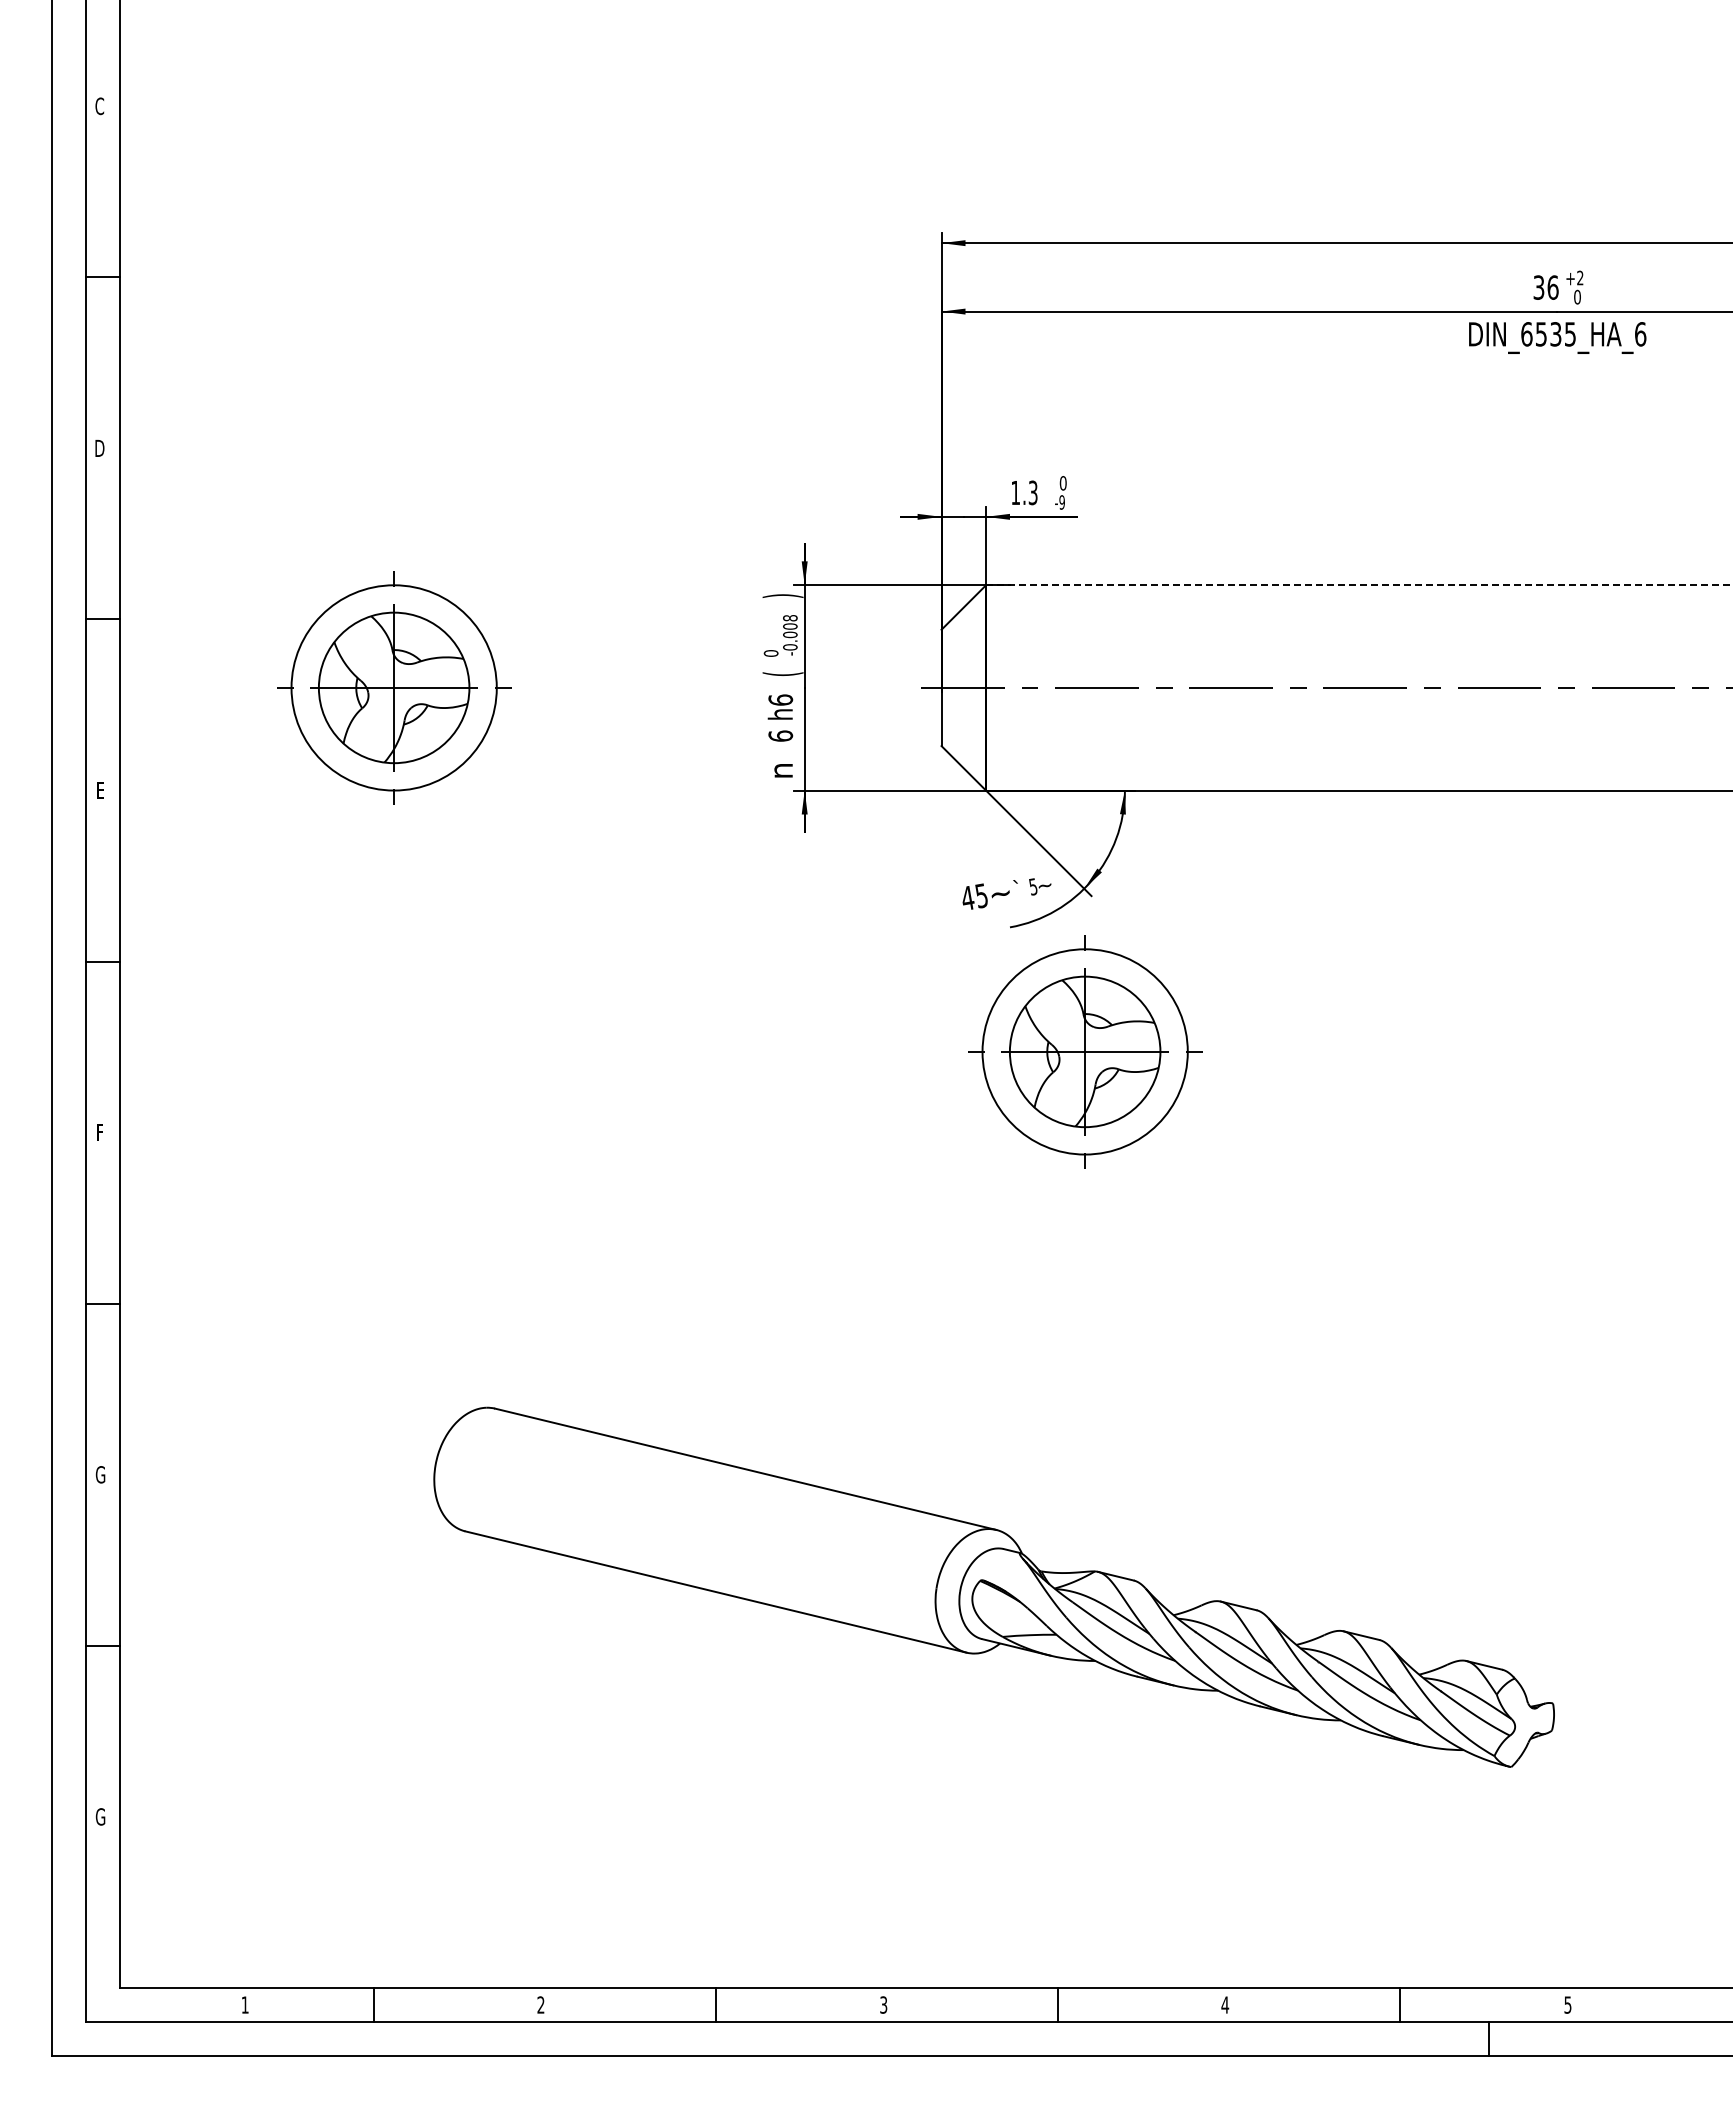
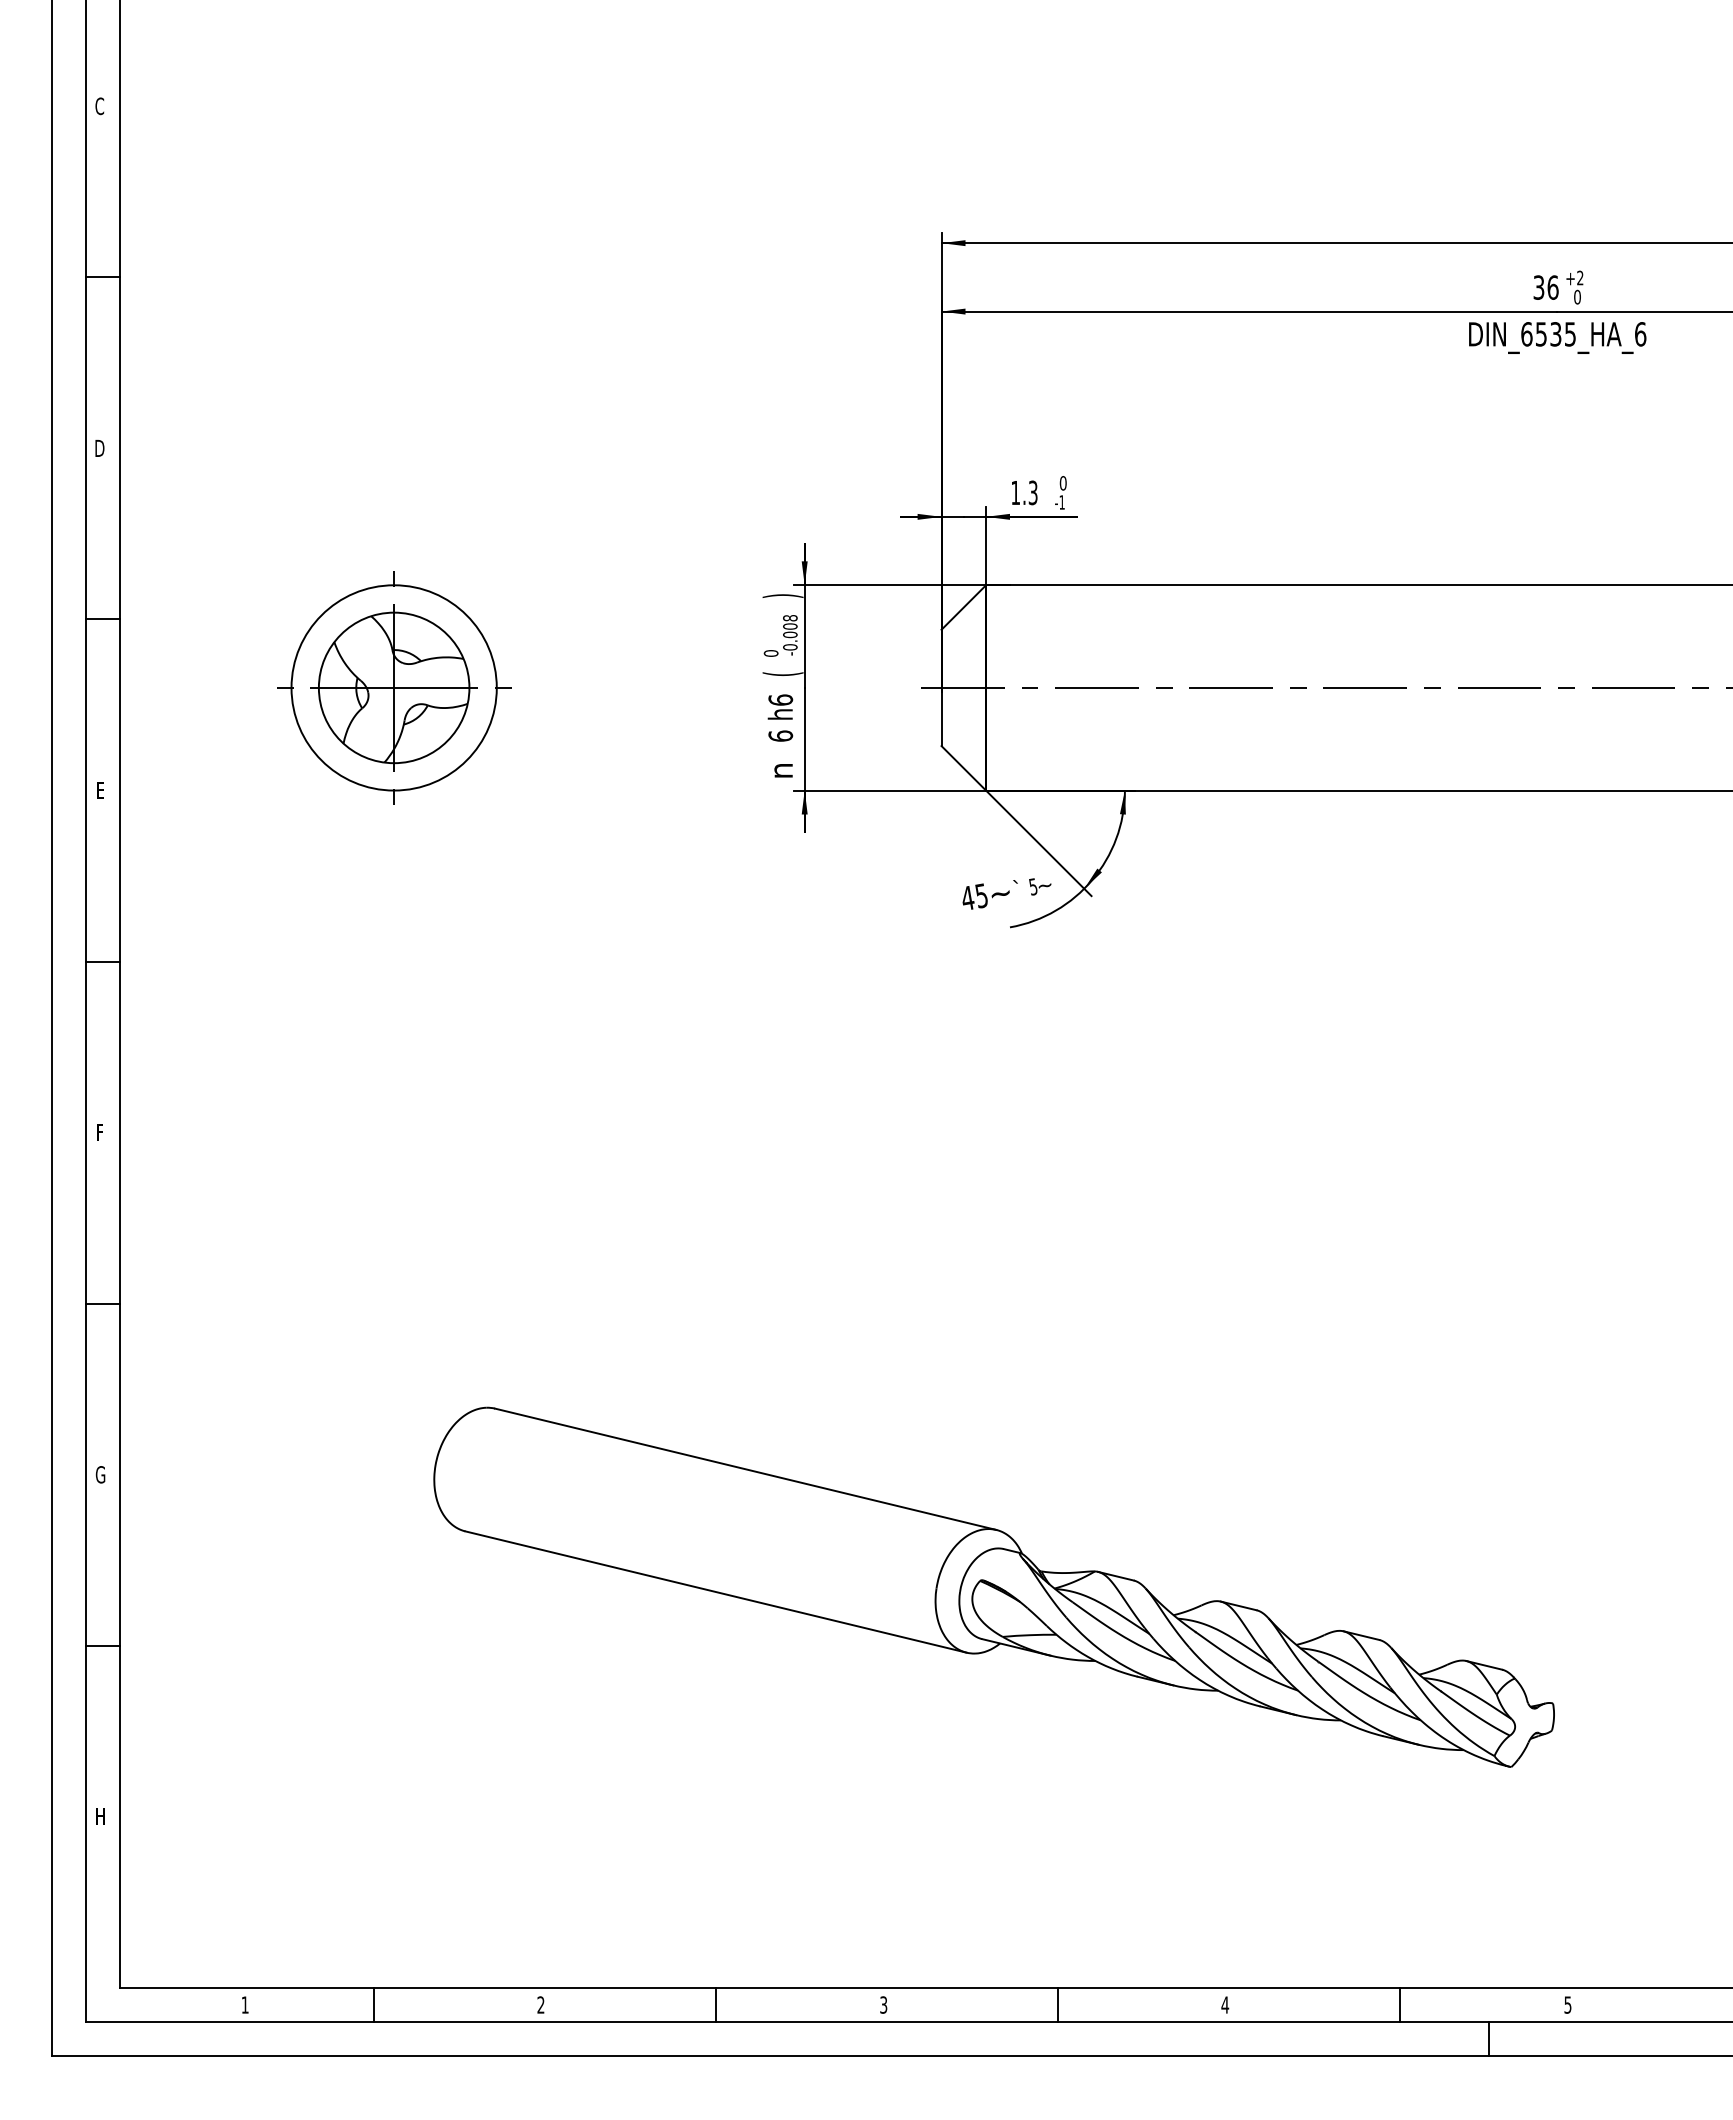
text: -9 -> -1 (1061, 502)
line: dashed -> solid (1359, 585)
part: present -> none (1085, 1051)
text: G -> H (100, 1816)
